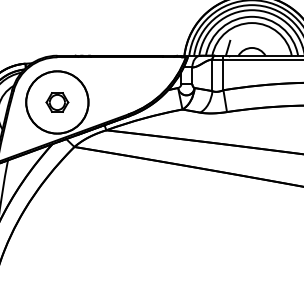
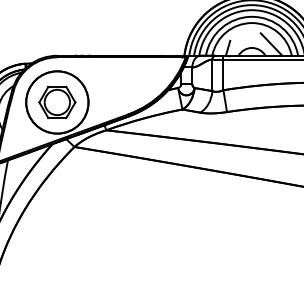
line: none -> present (271, 44)
part size: 25x21 px -> 39x35 px (57, 102)
